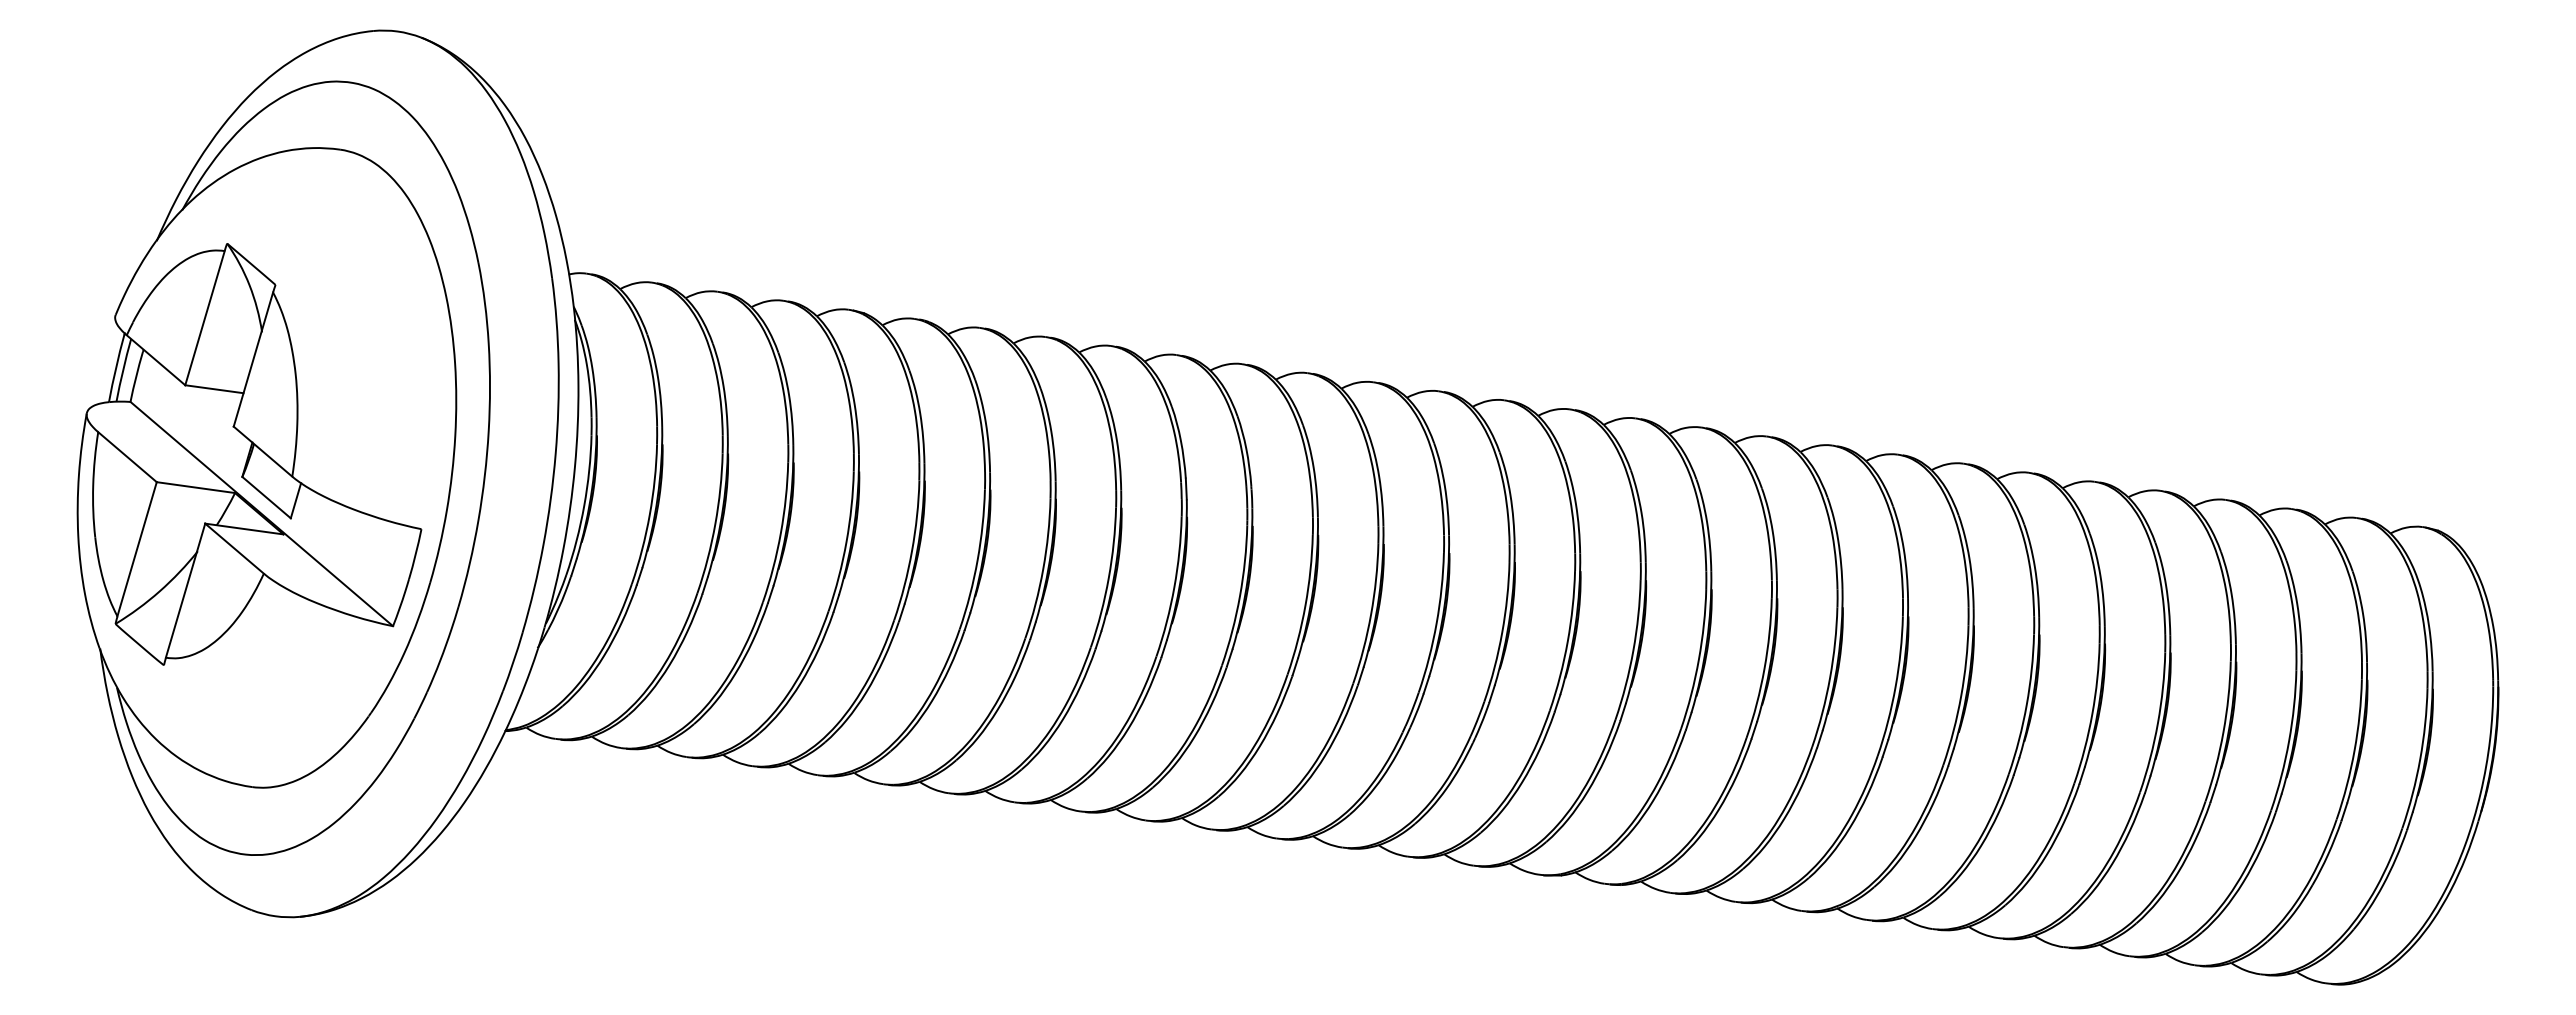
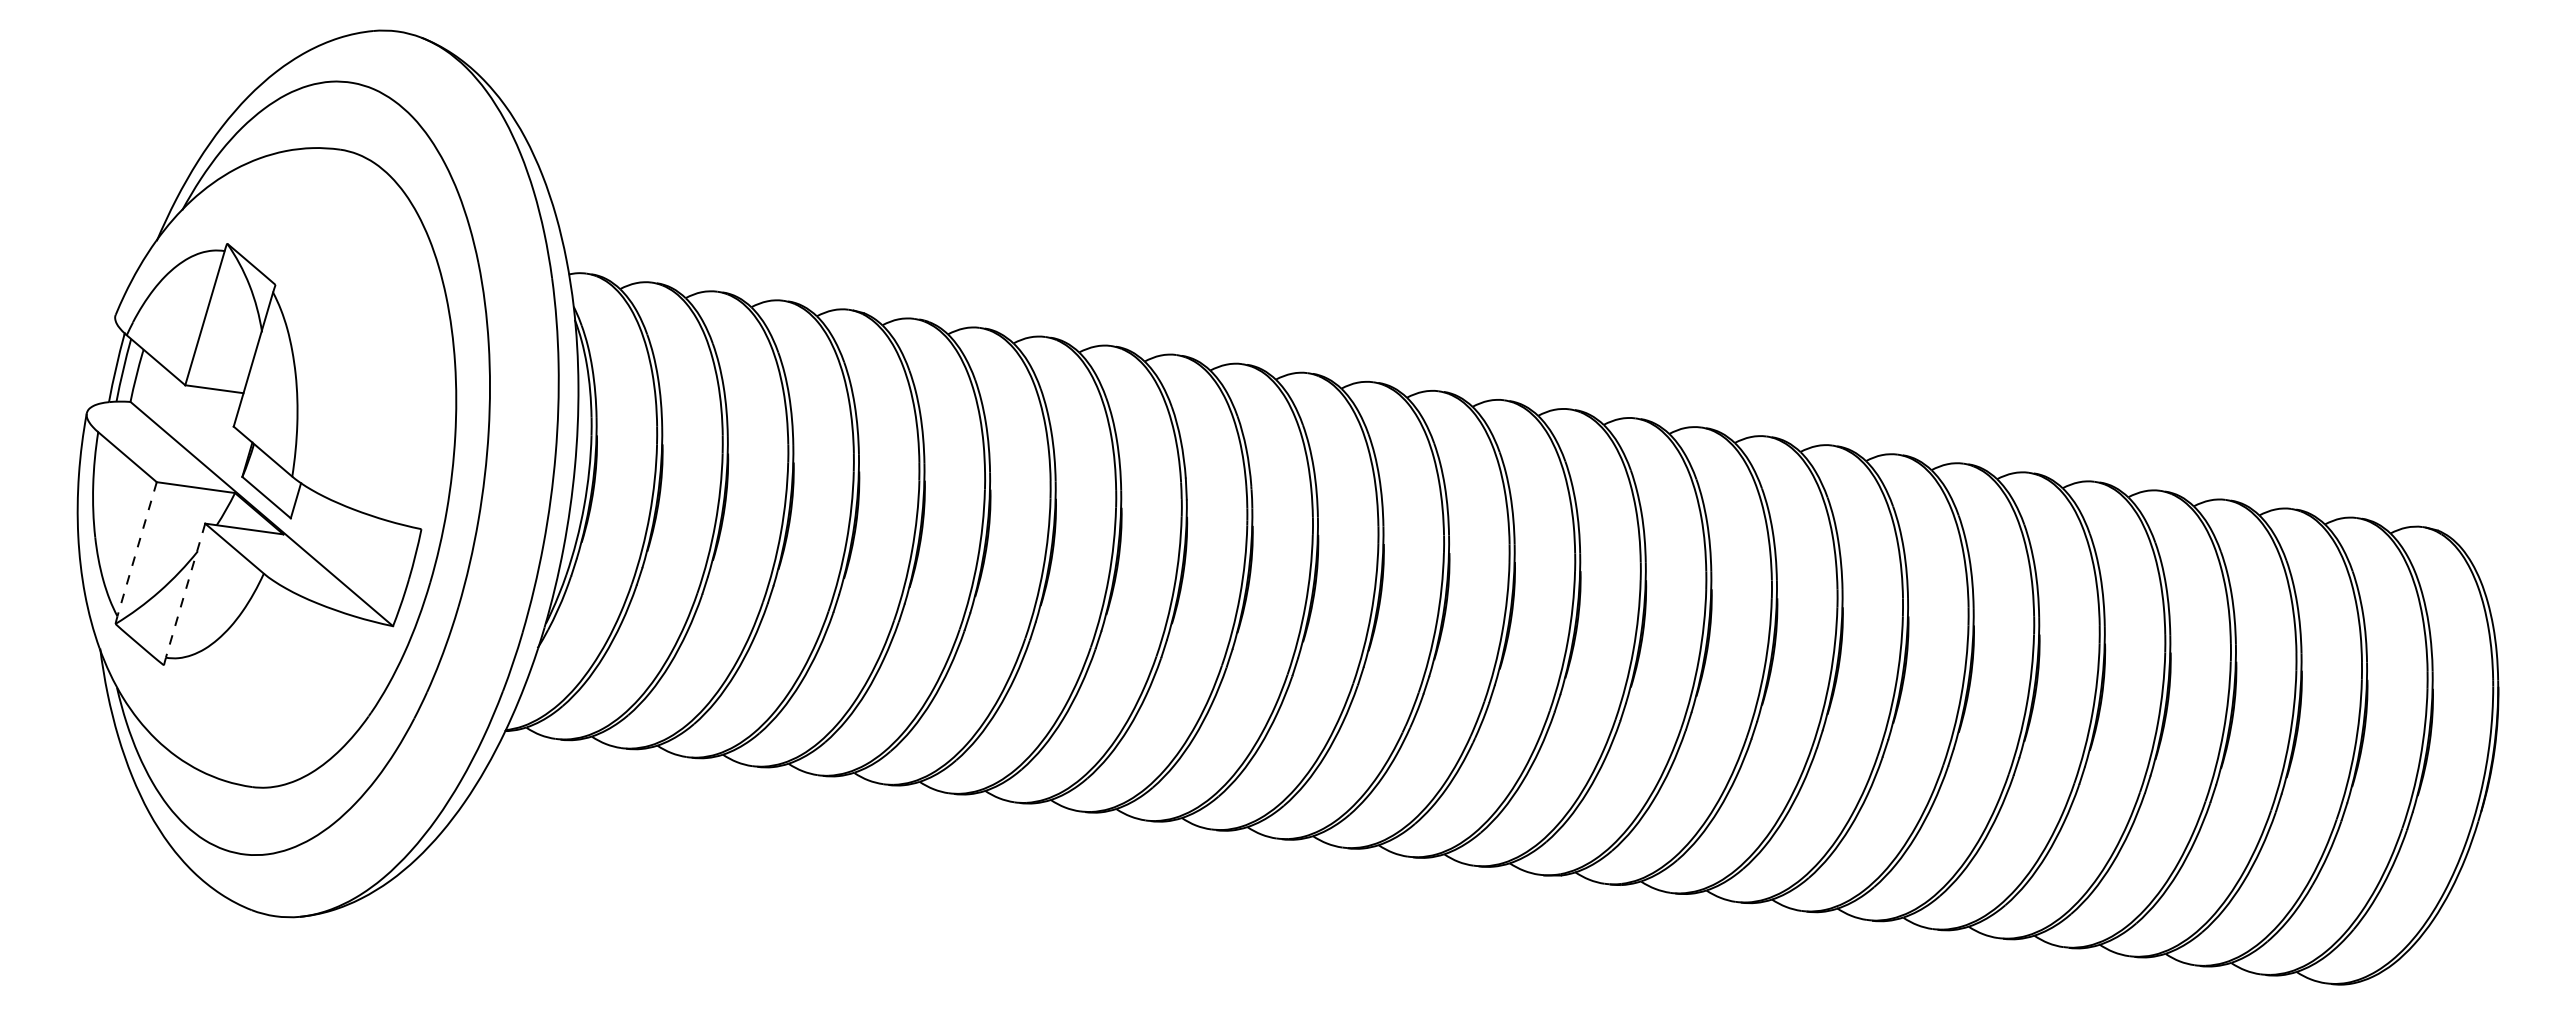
line: solid -> dashed (137, 549)
line: solid -> dashed (185, 590)
